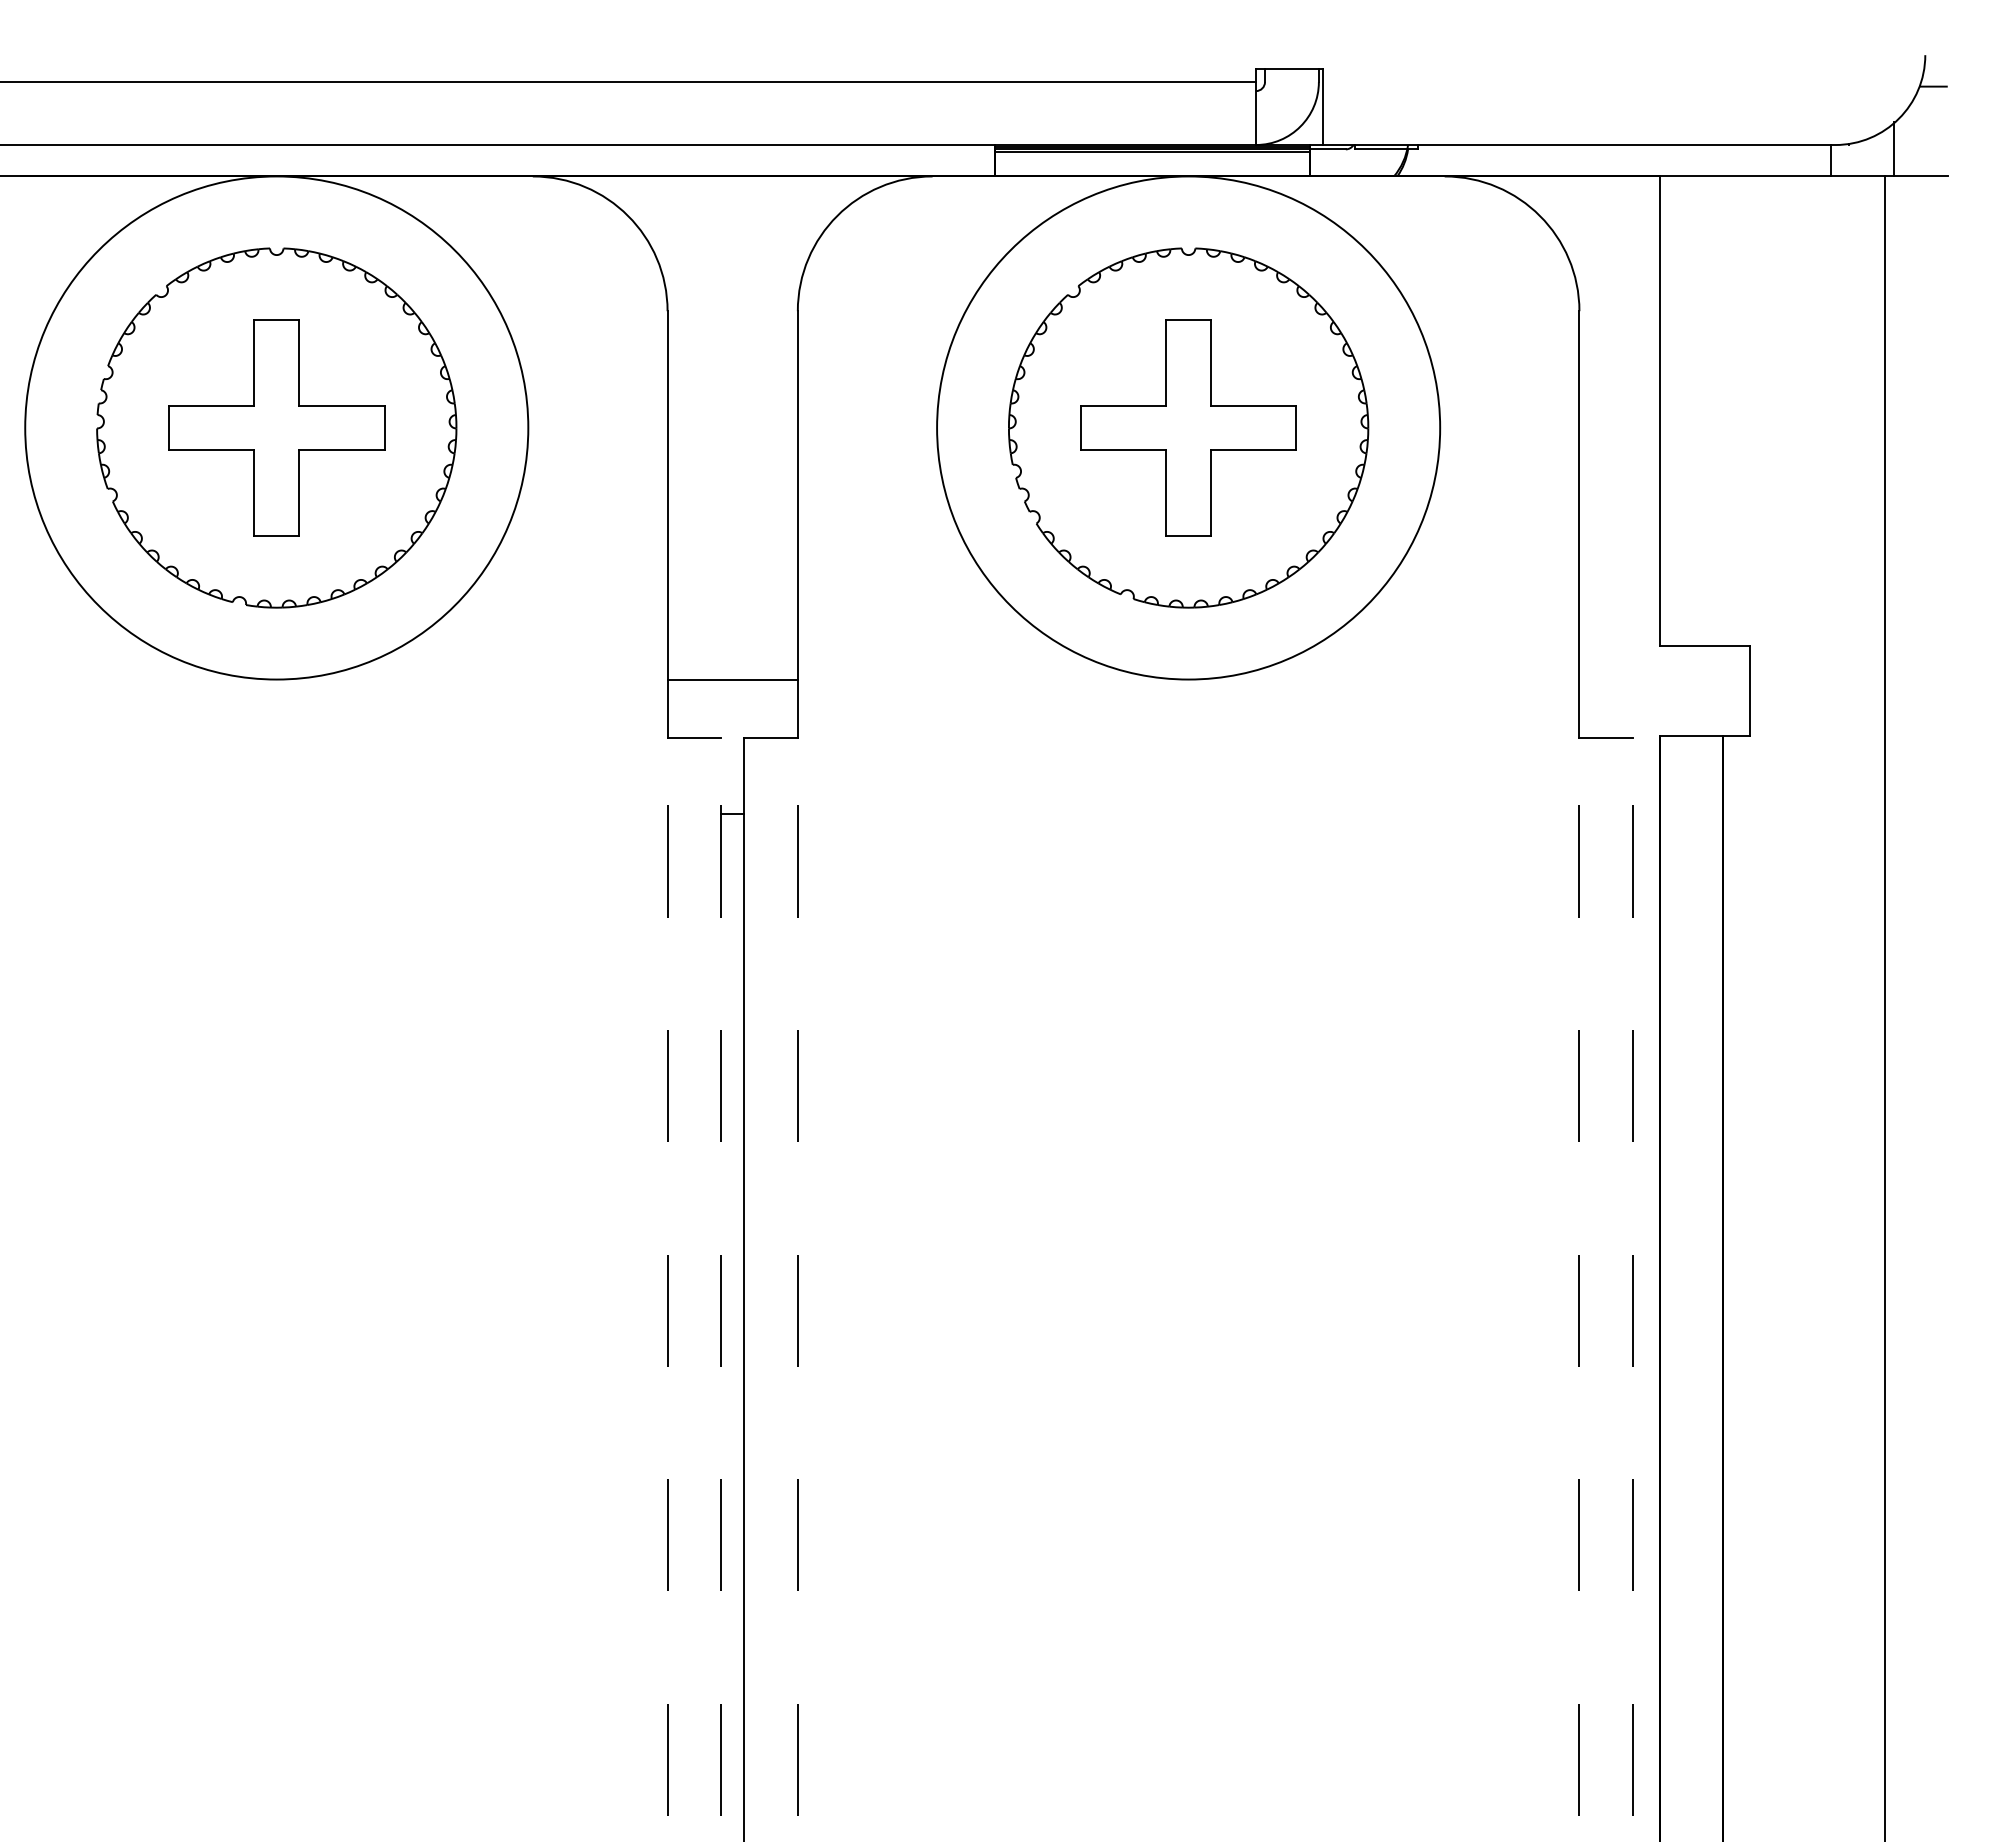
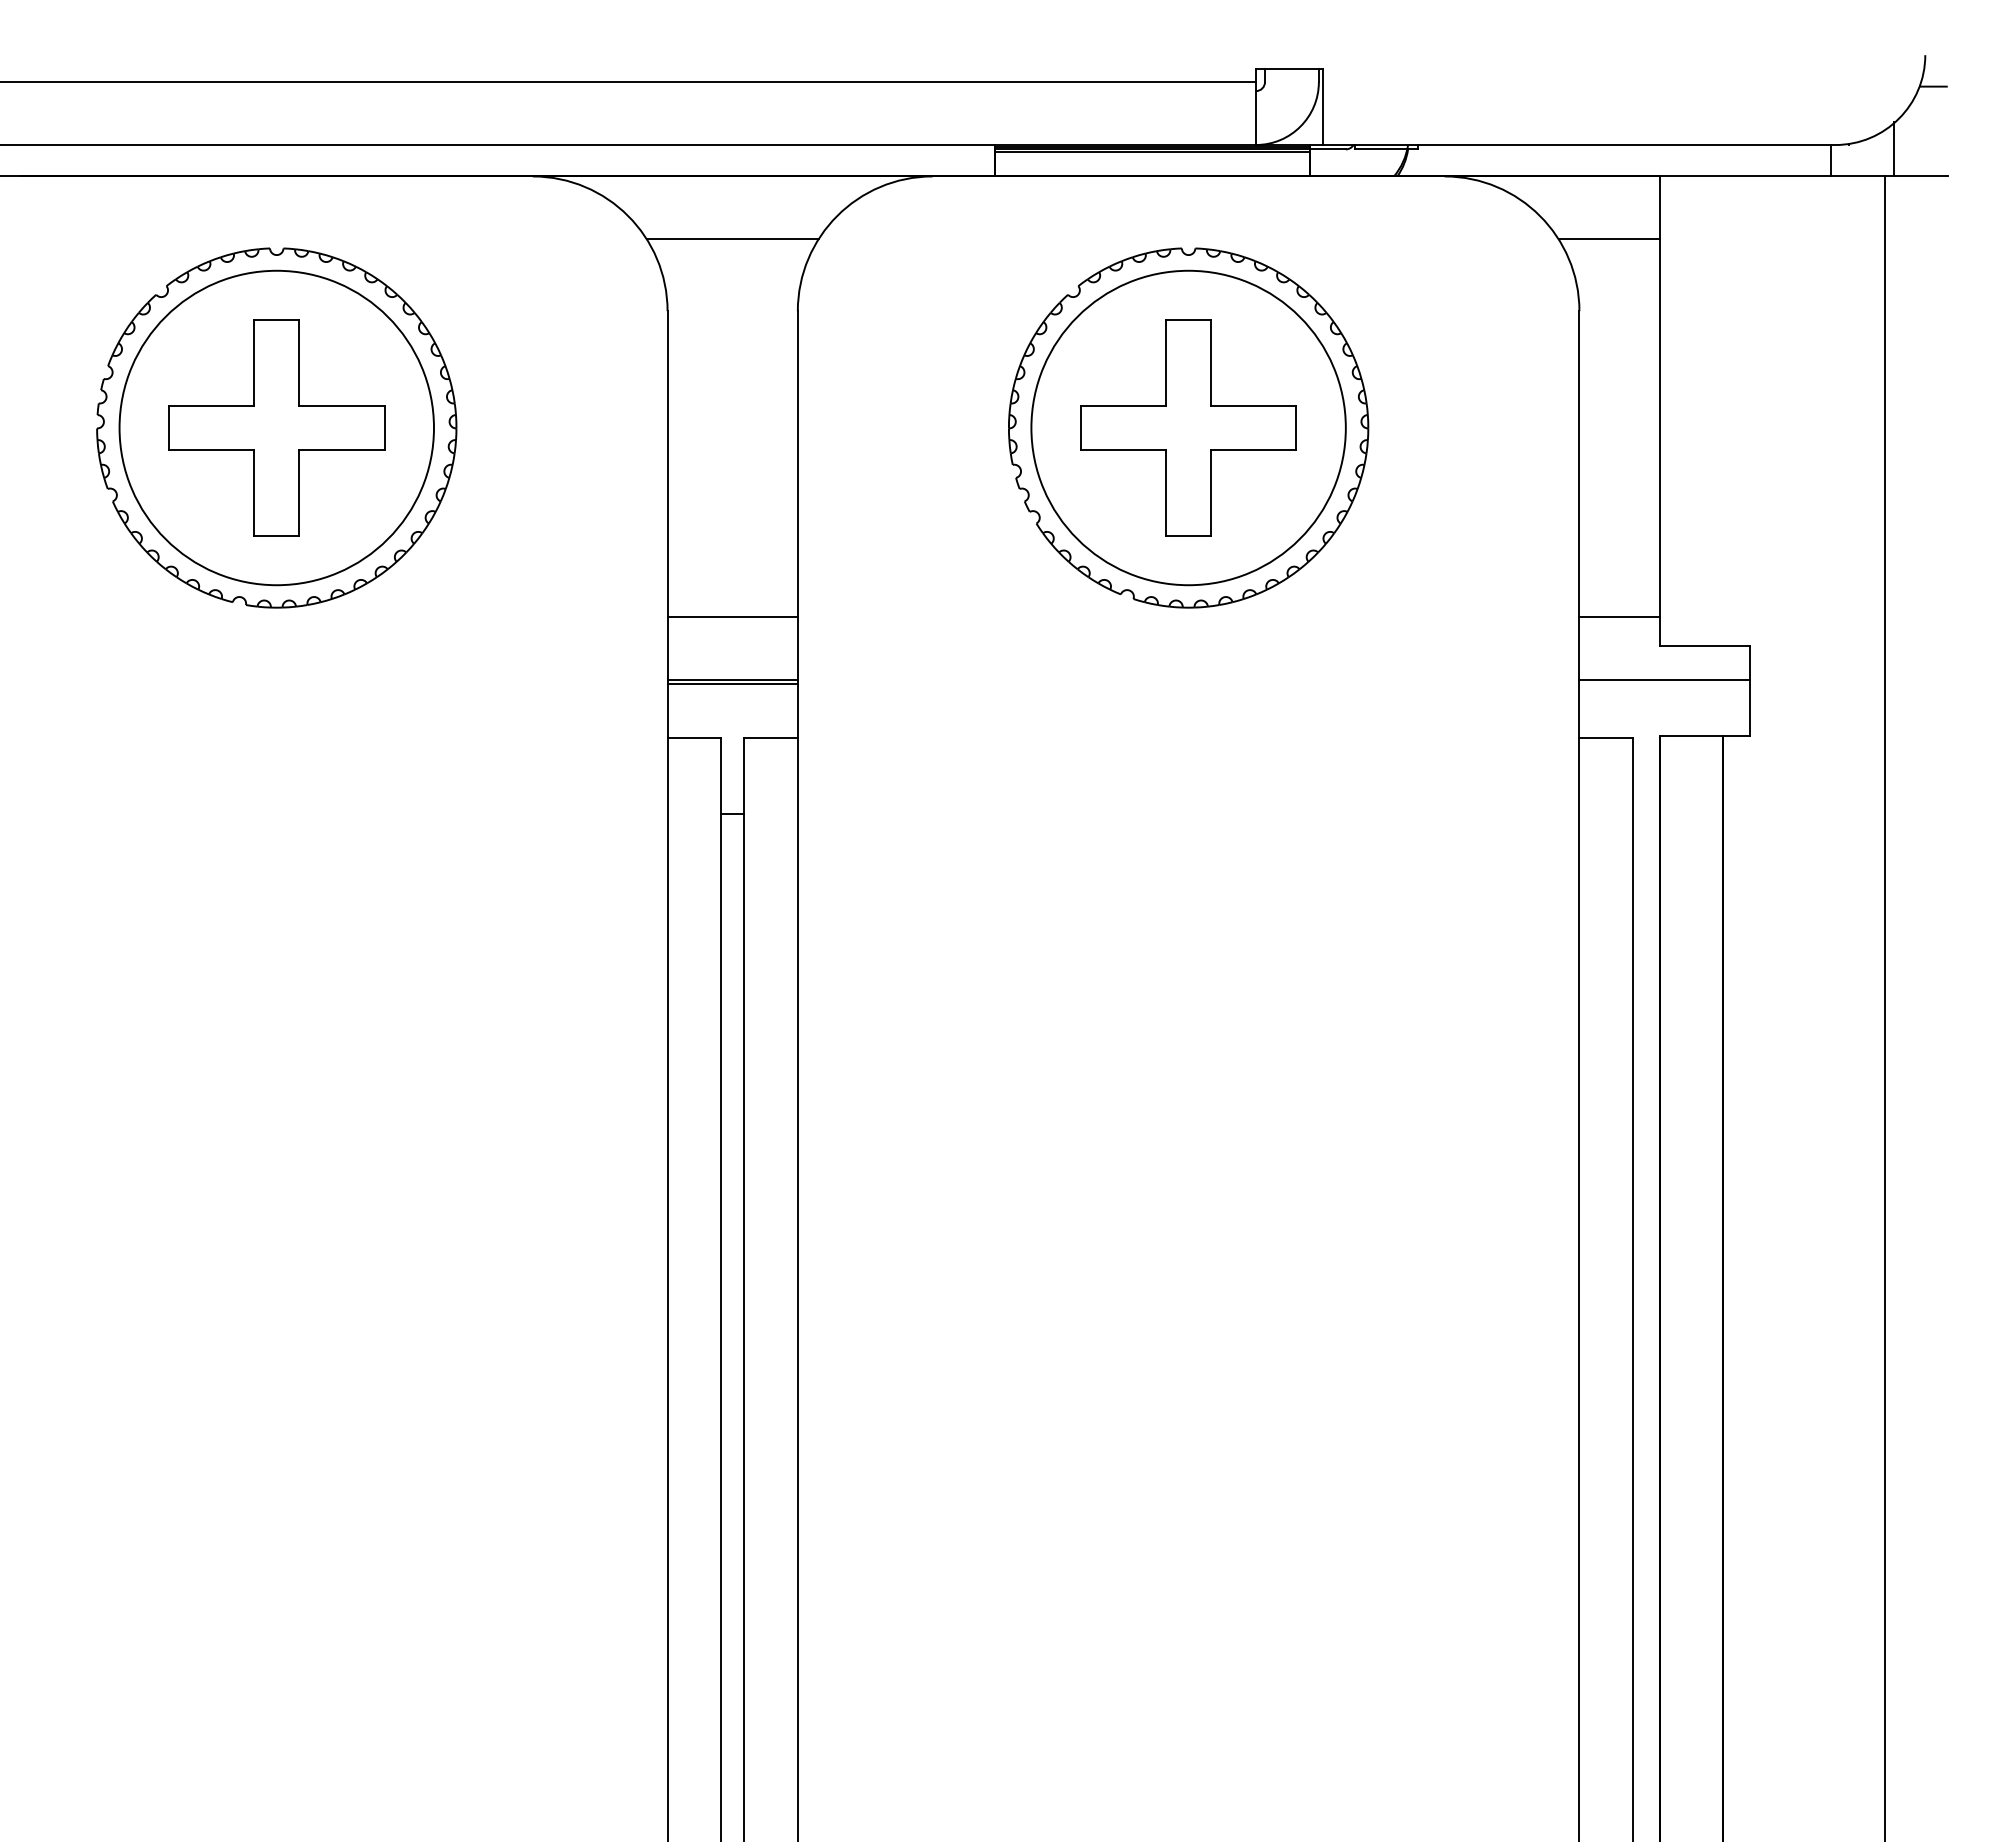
line: none -> present (732, 239)
line: none -> present (1609, 239)
circle diameter: 503 px -> 314 px (276, 427)
circle diameter: 503 px -> 314 px (1188, 427)
line: none -> present (732, 616)
line: none -> present (1619, 616)
line: none -> present (1664, 679)
line: none -> present (732, 684)
line: dashed -> solid (667, 1289)
line: dashed -> solid (721, 1289)
line: dashed -> solid (797, 1289)
line: dashed -> solid (1579, 1289)
line: dashed -> solid (1633, 1289)
